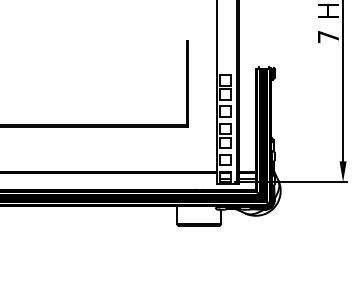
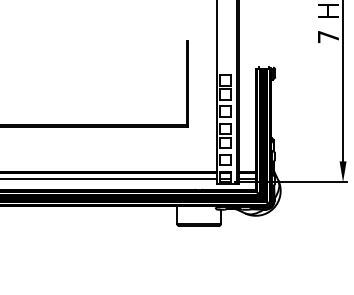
line: none -> present (109, 179)
